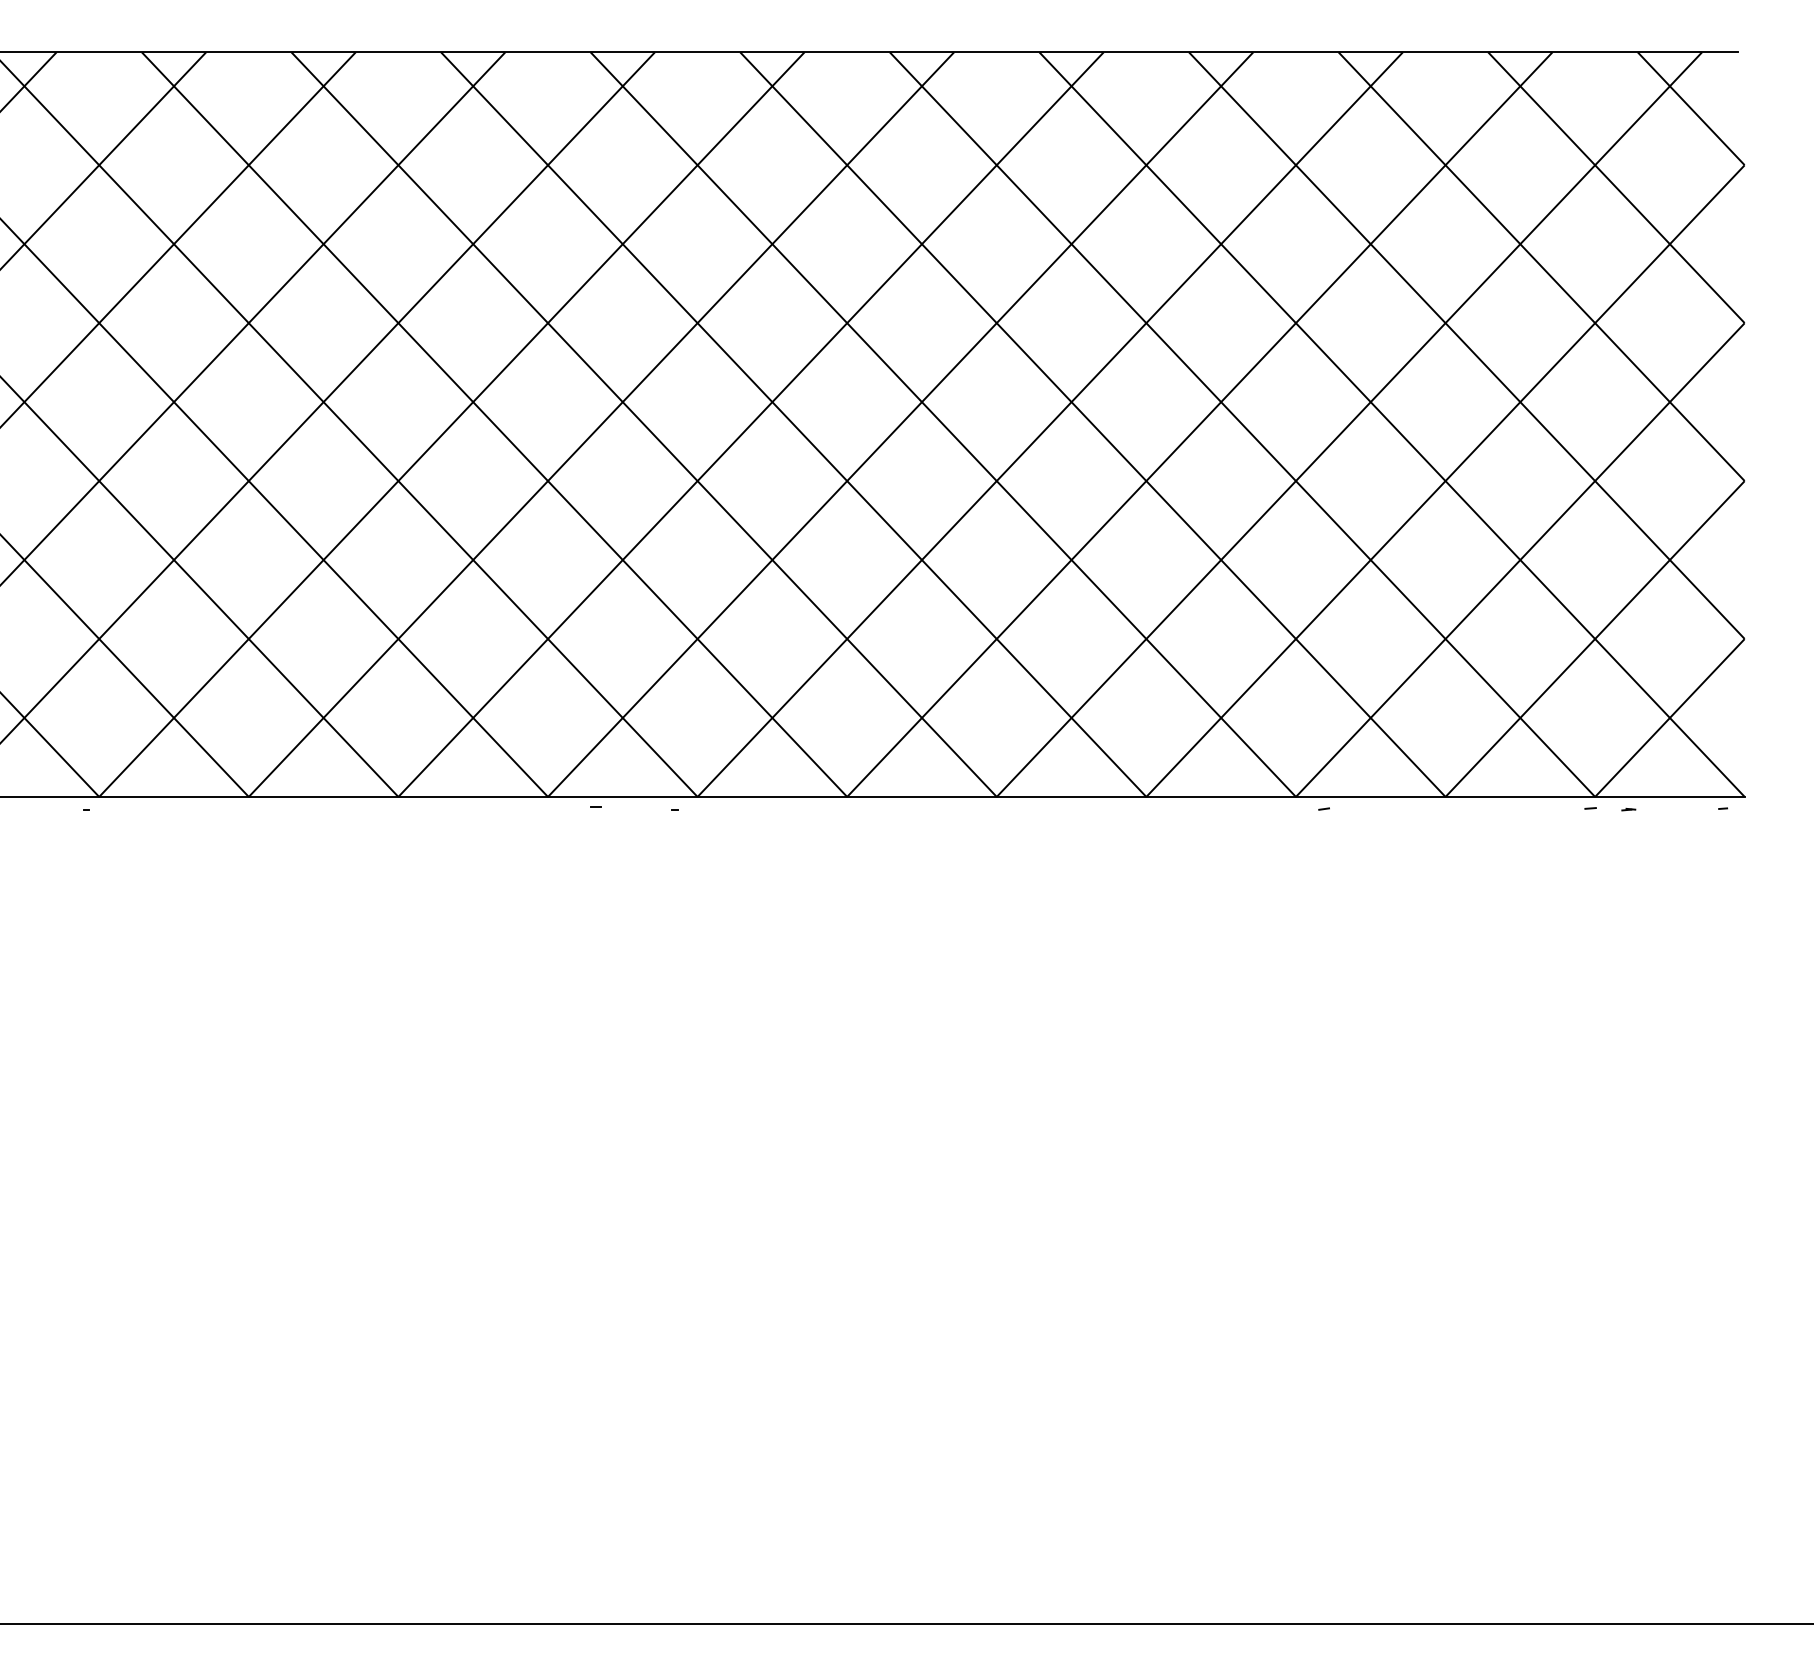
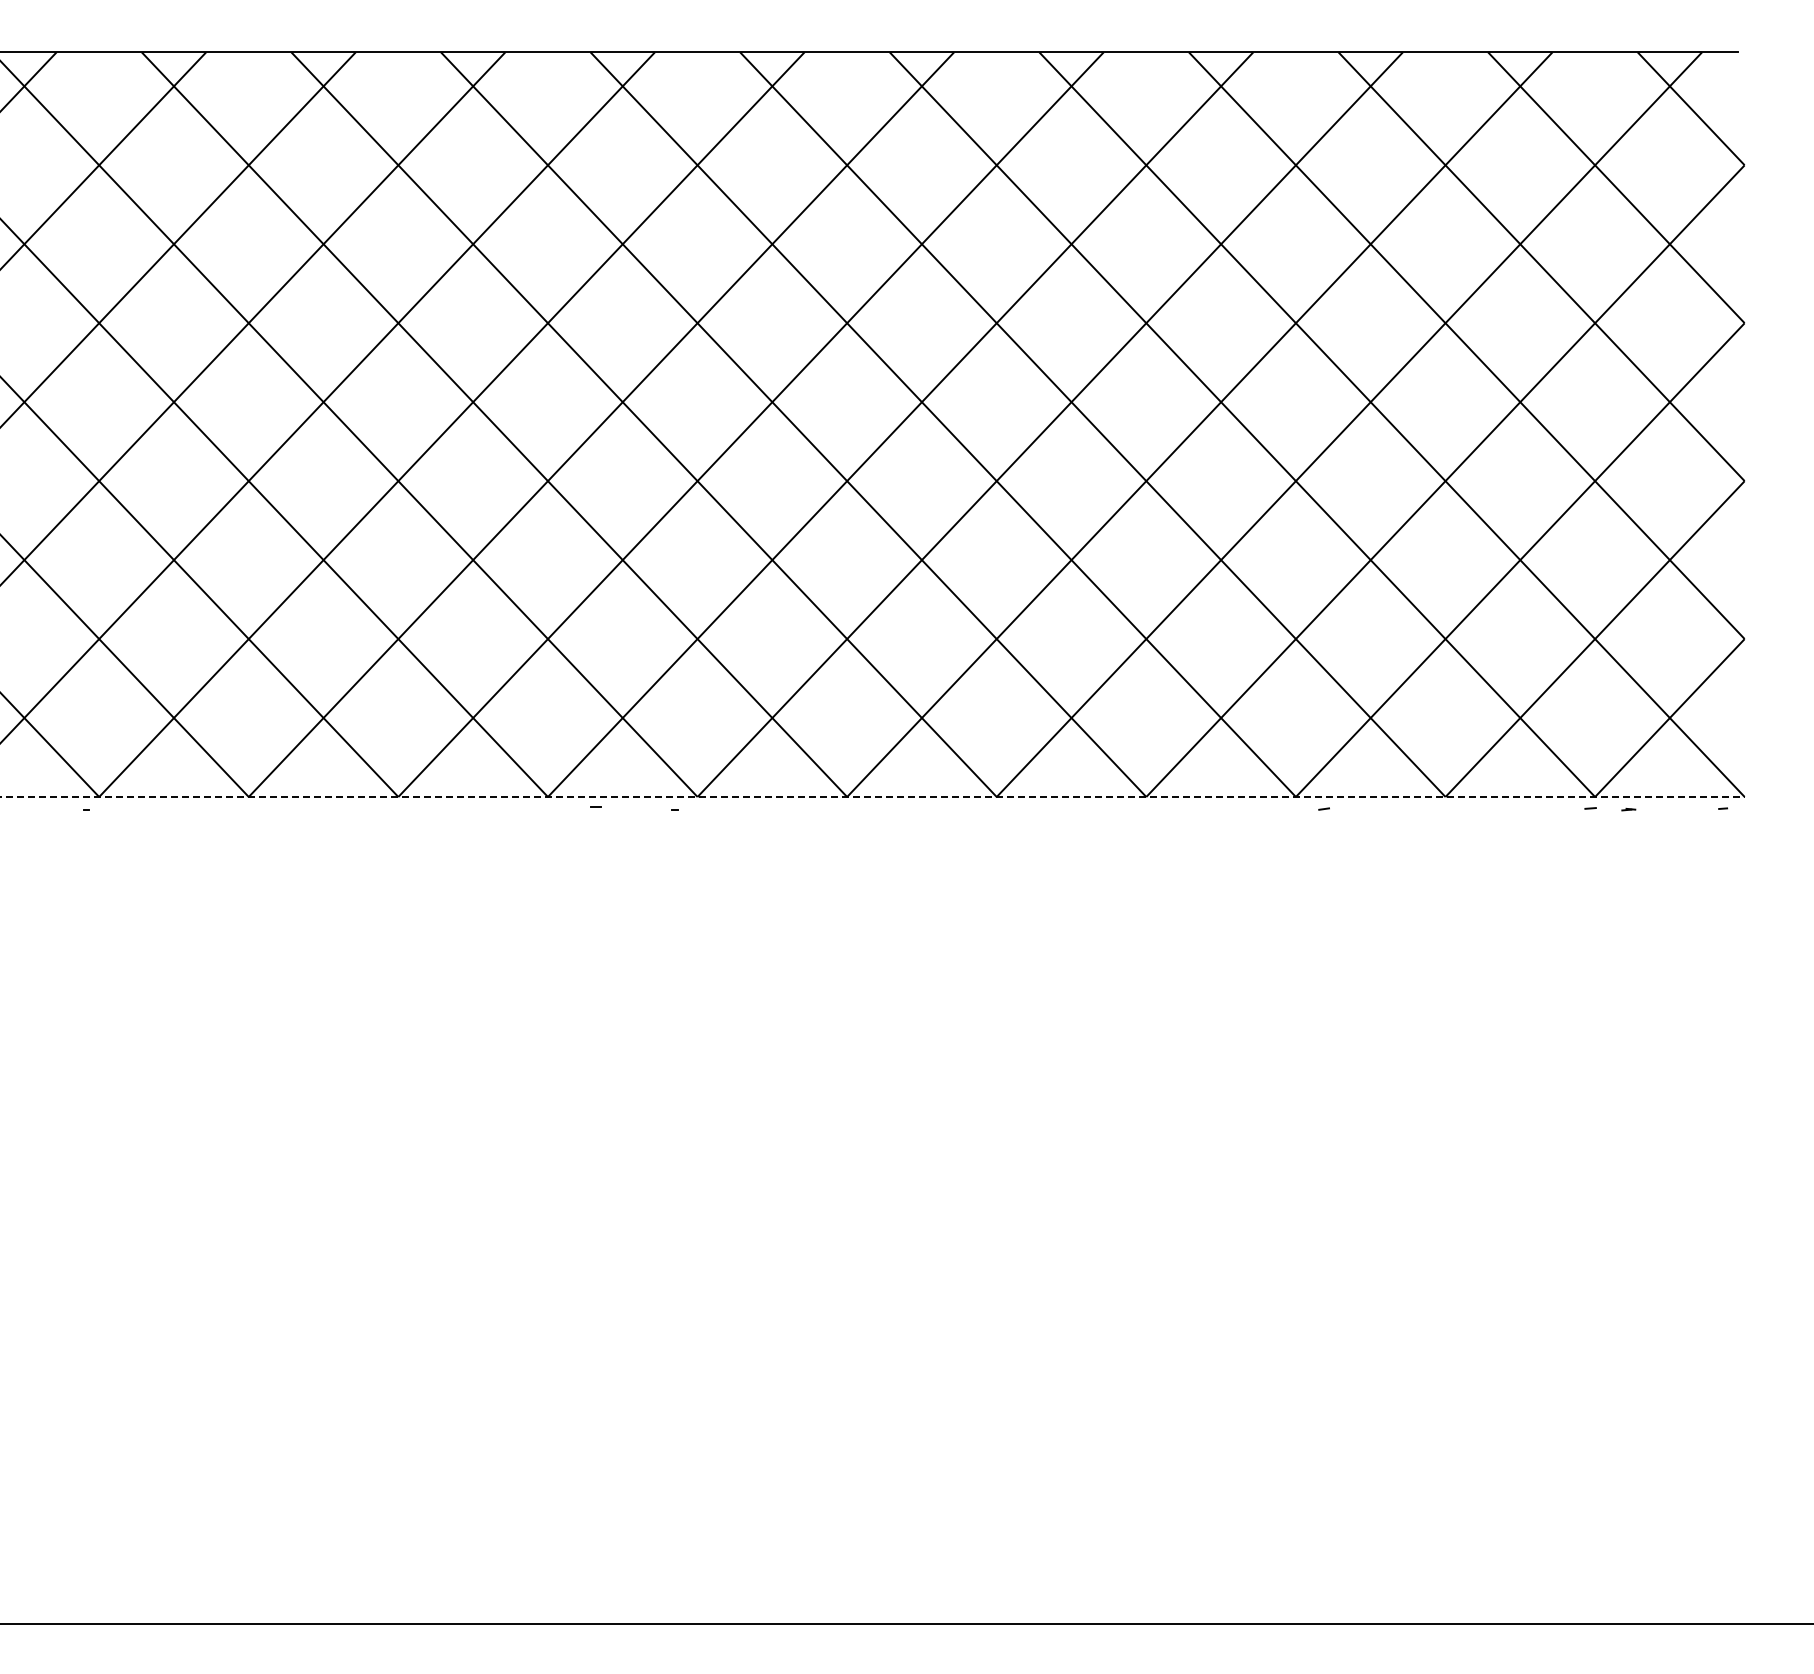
line: solid -> dashed (872, 797)
